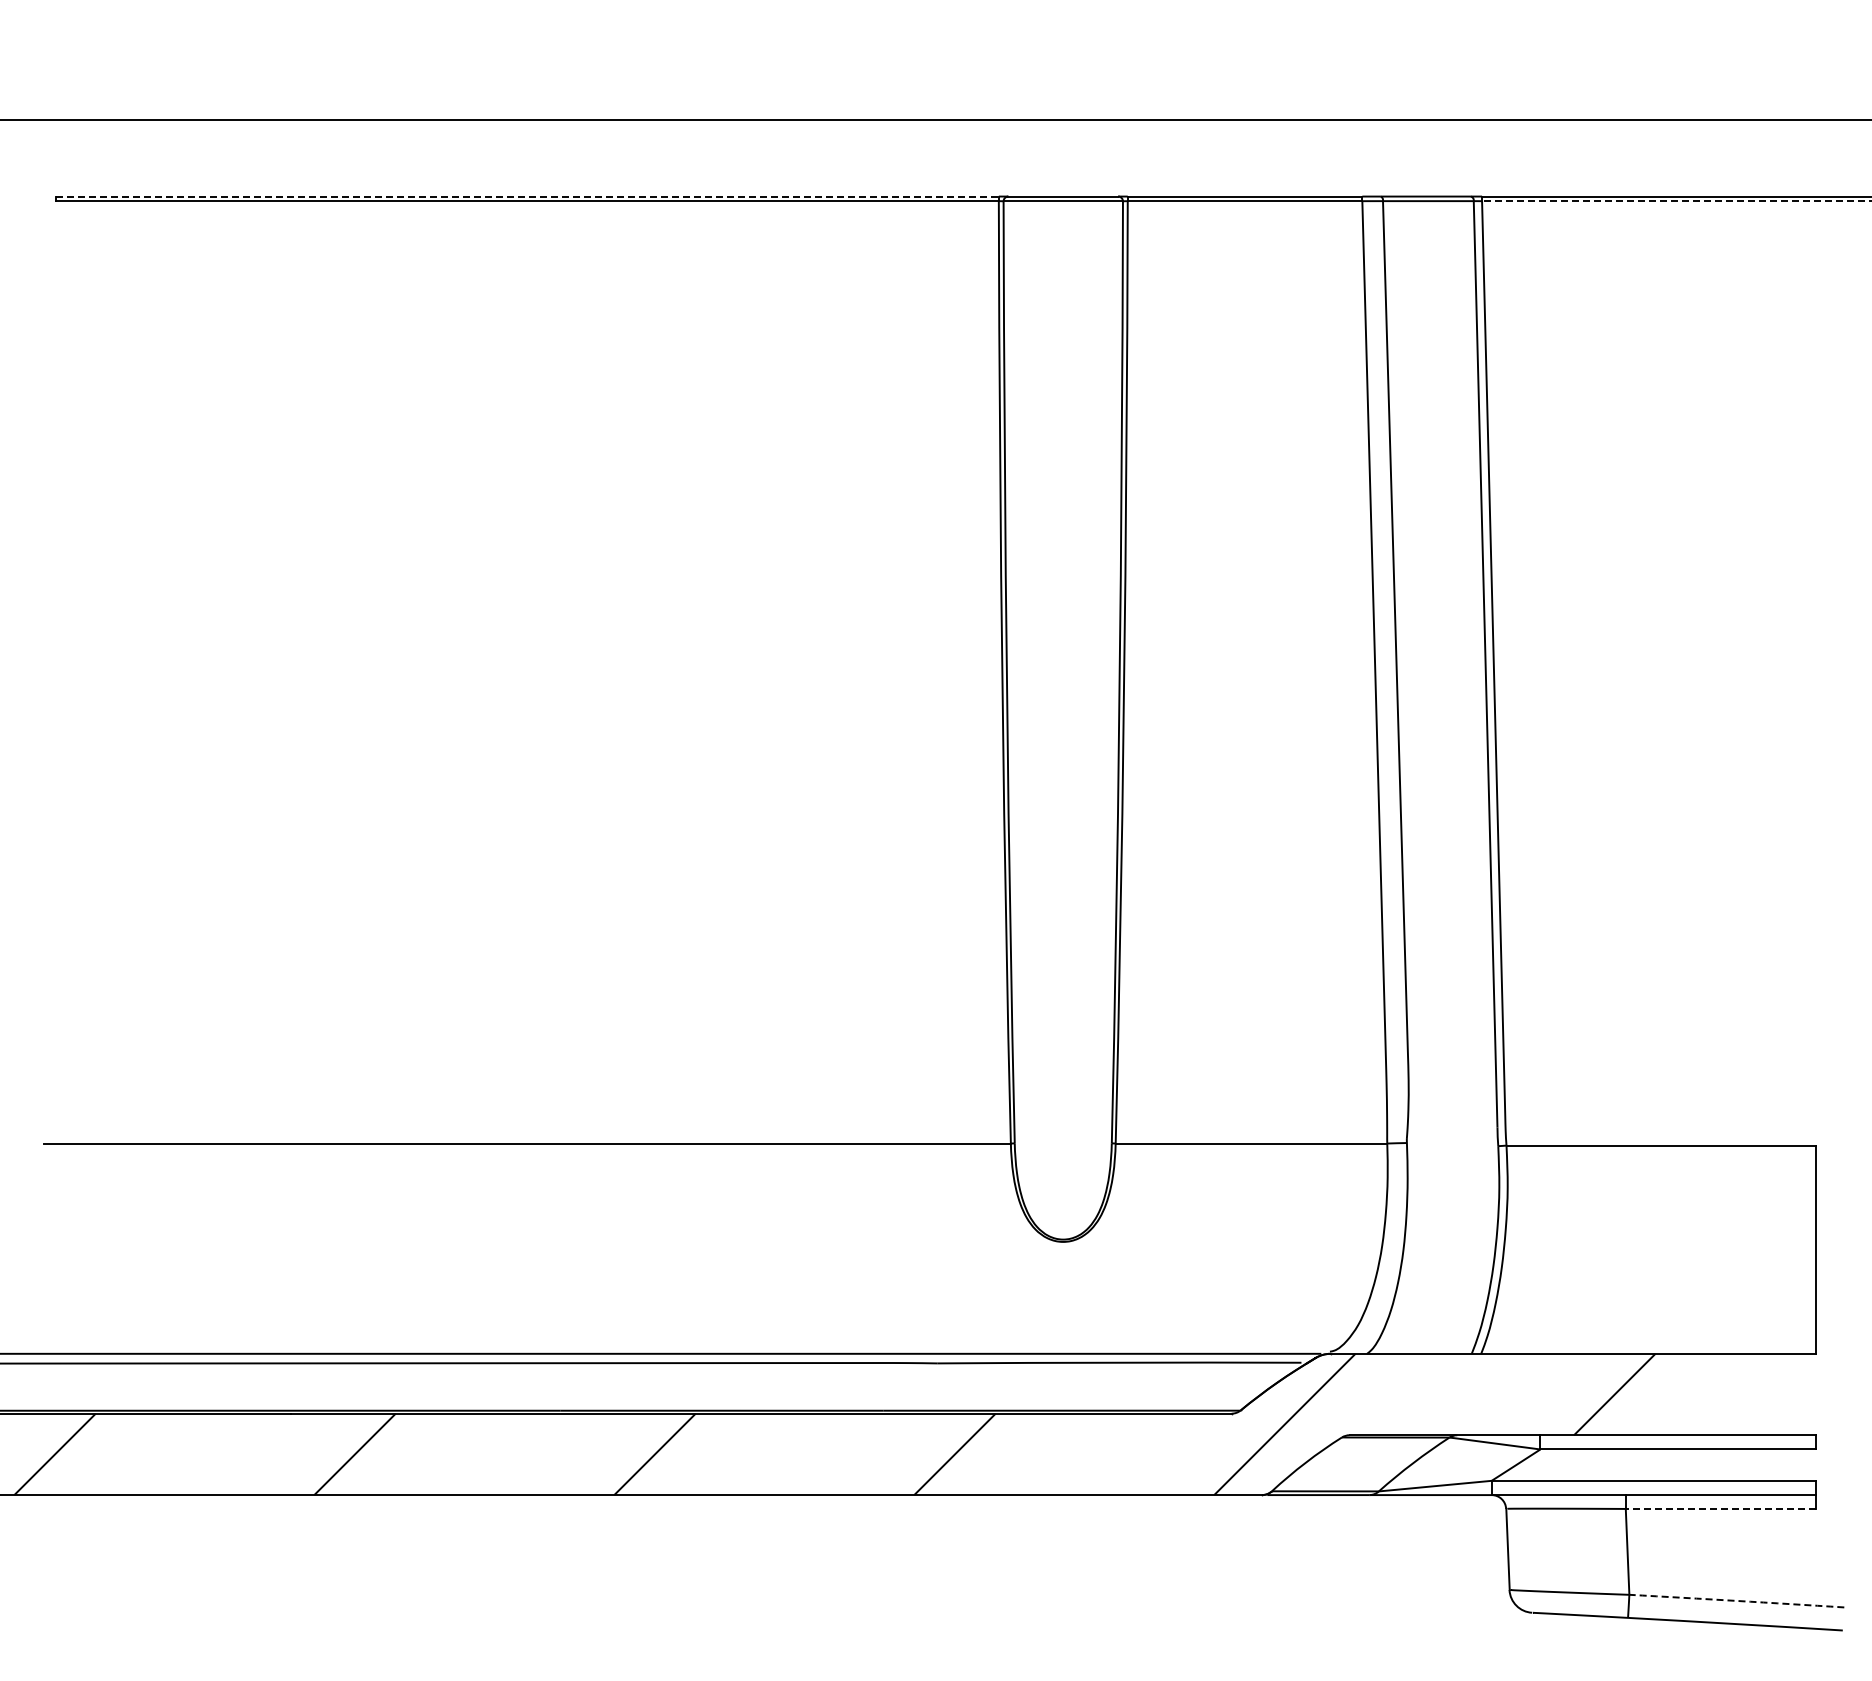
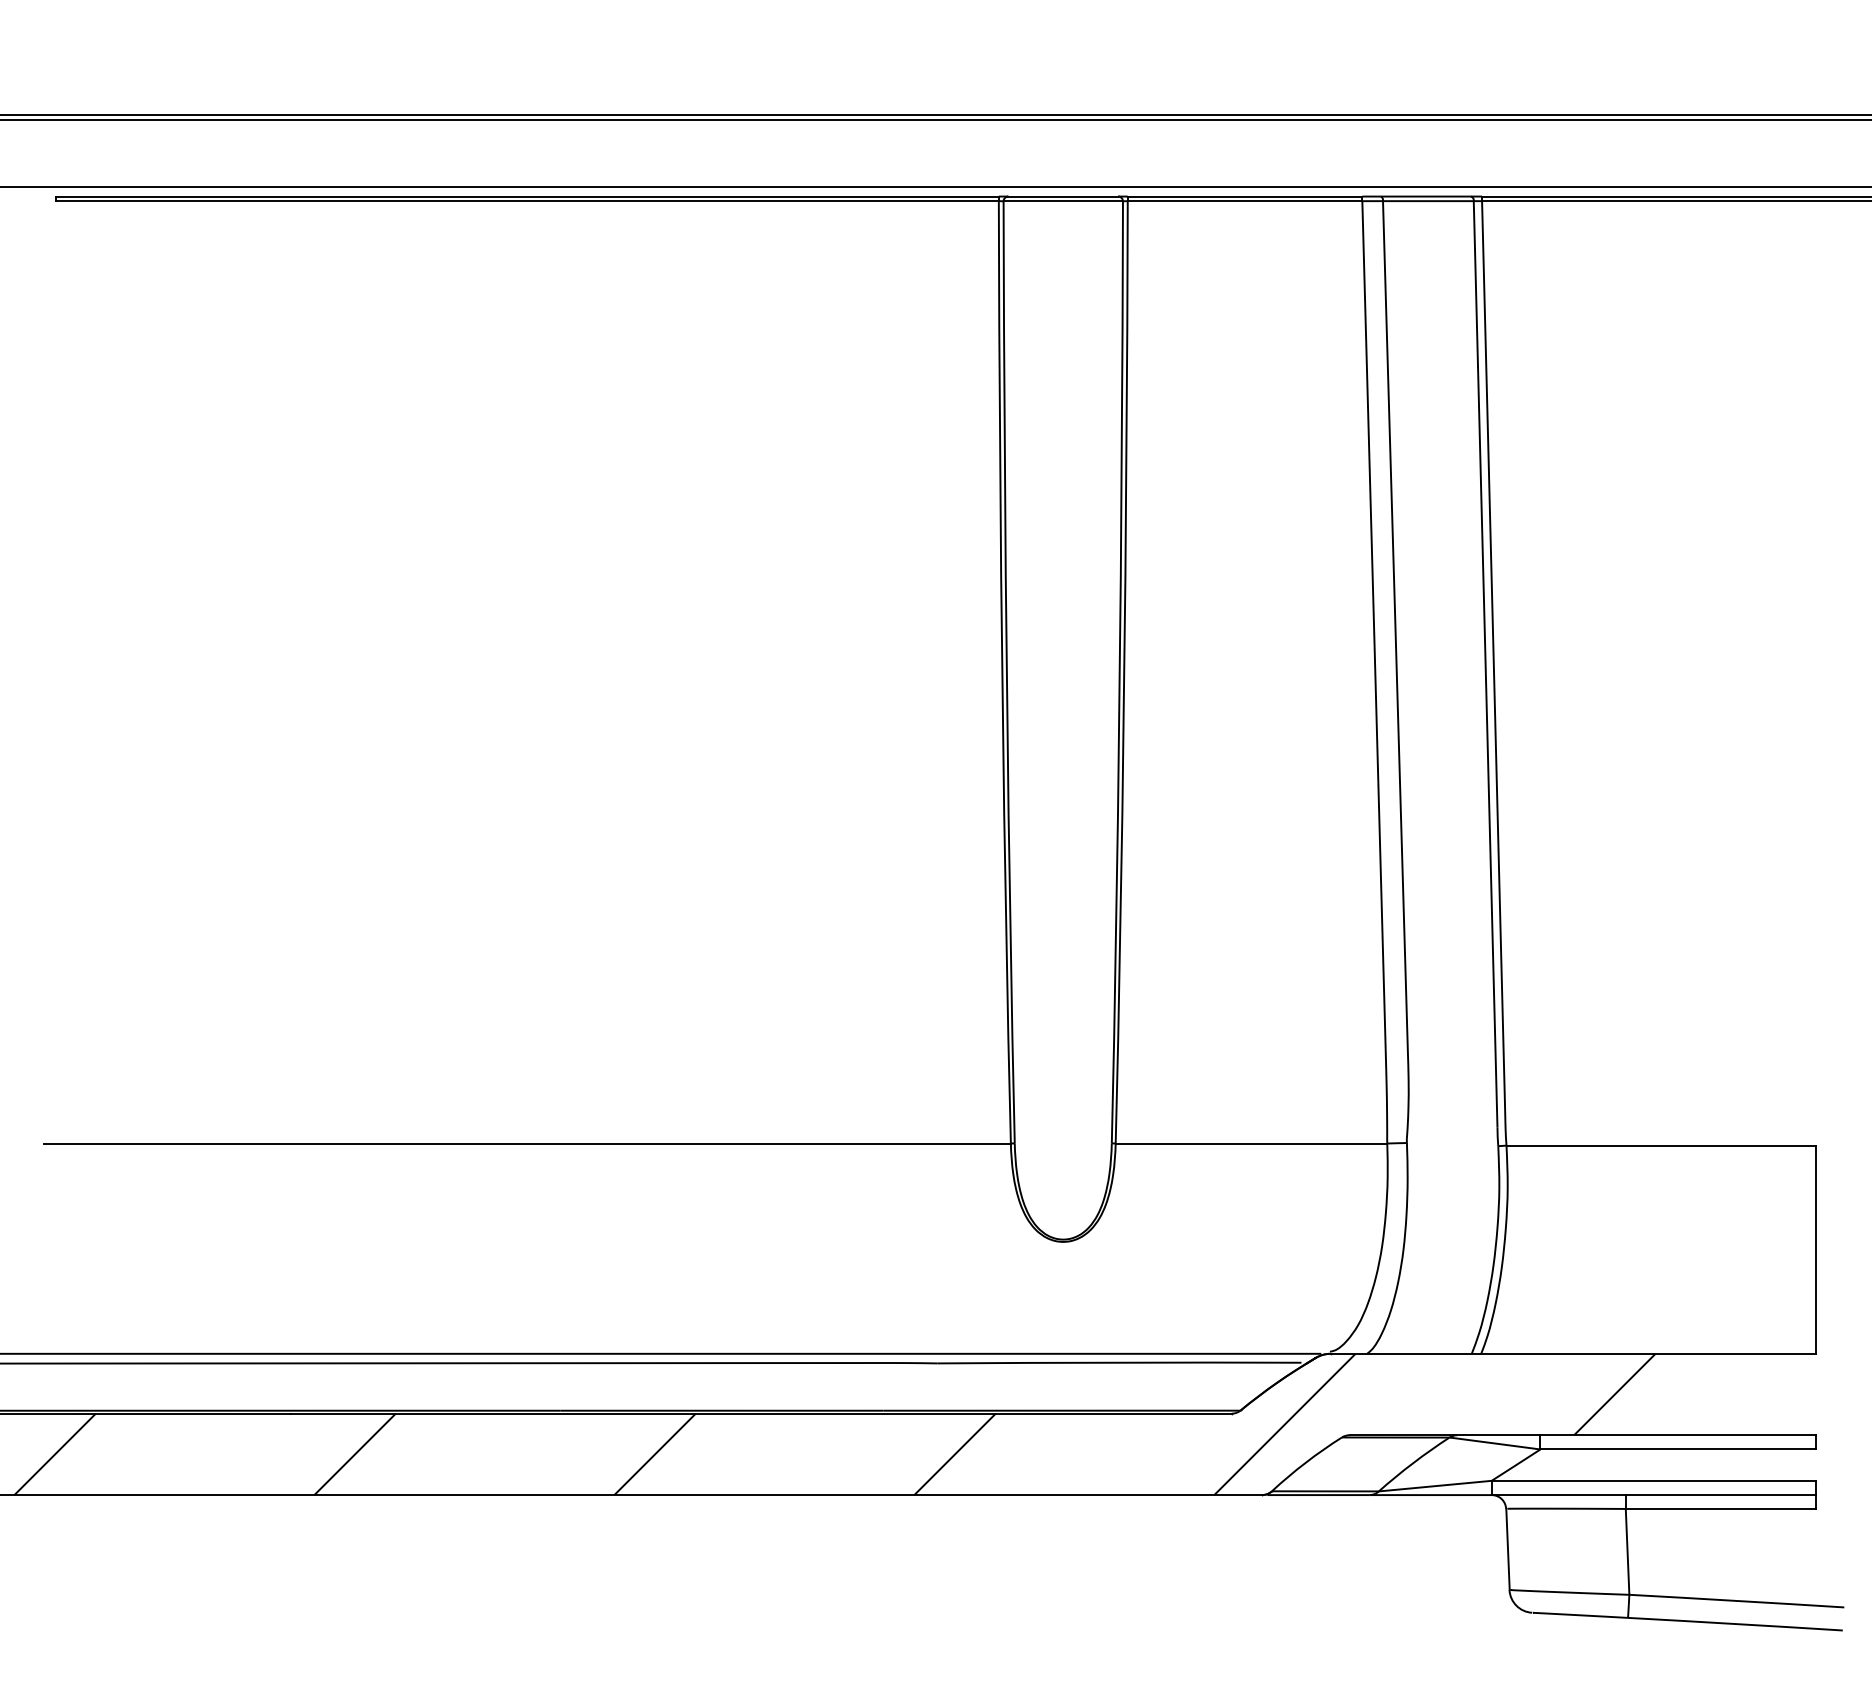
line: none -> present (935, 115)
line: none -> present (935, 187)
line: dashed -> solid (527, 196)
line: dashed -> solid (1676, 201)
line: dashed -> solid (1720, 1508)
arc: dashed -> solid (1736, 1600)
